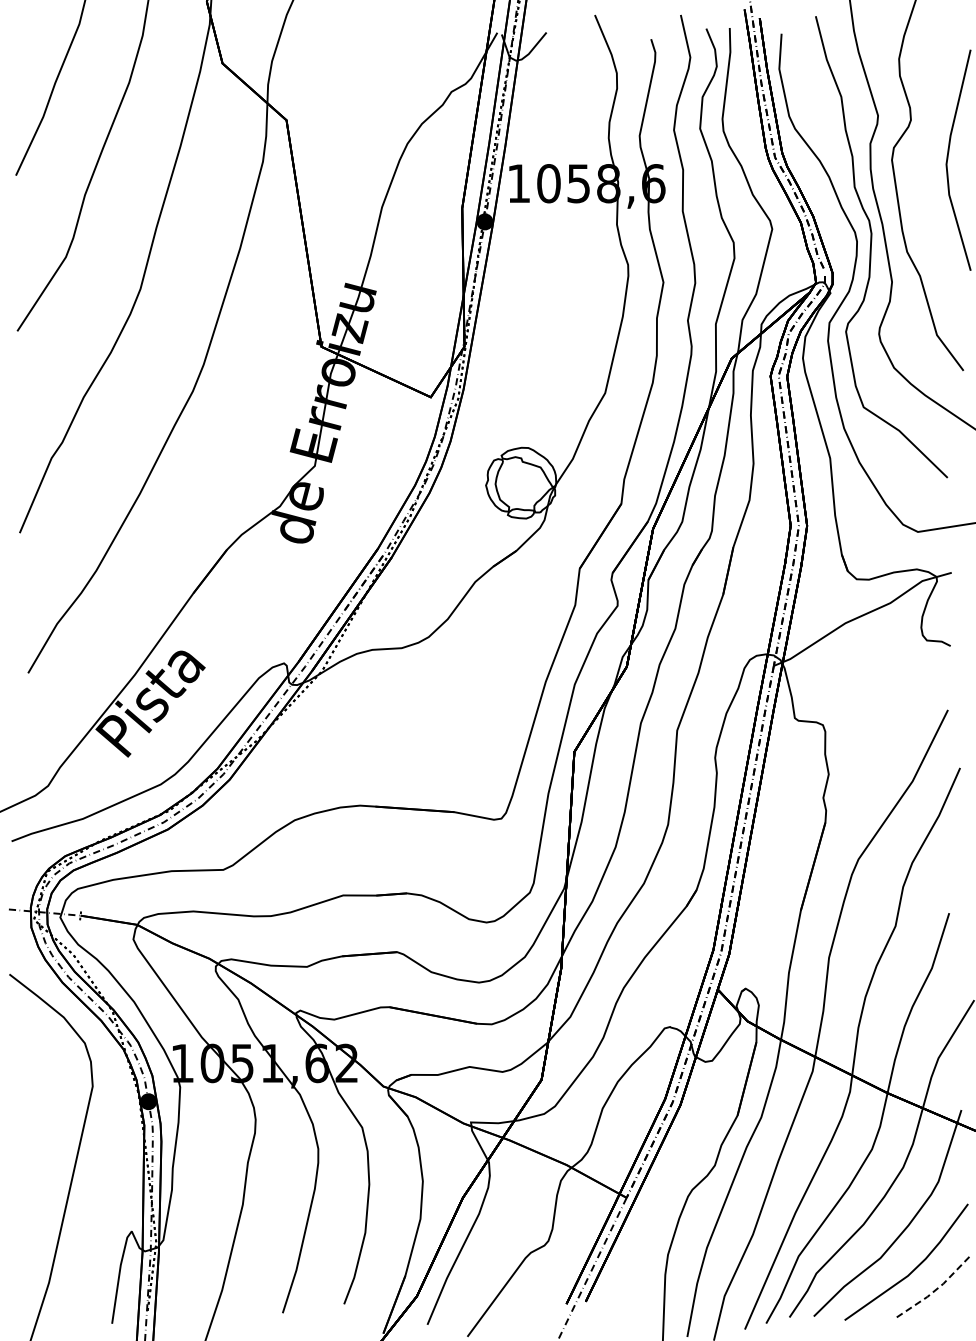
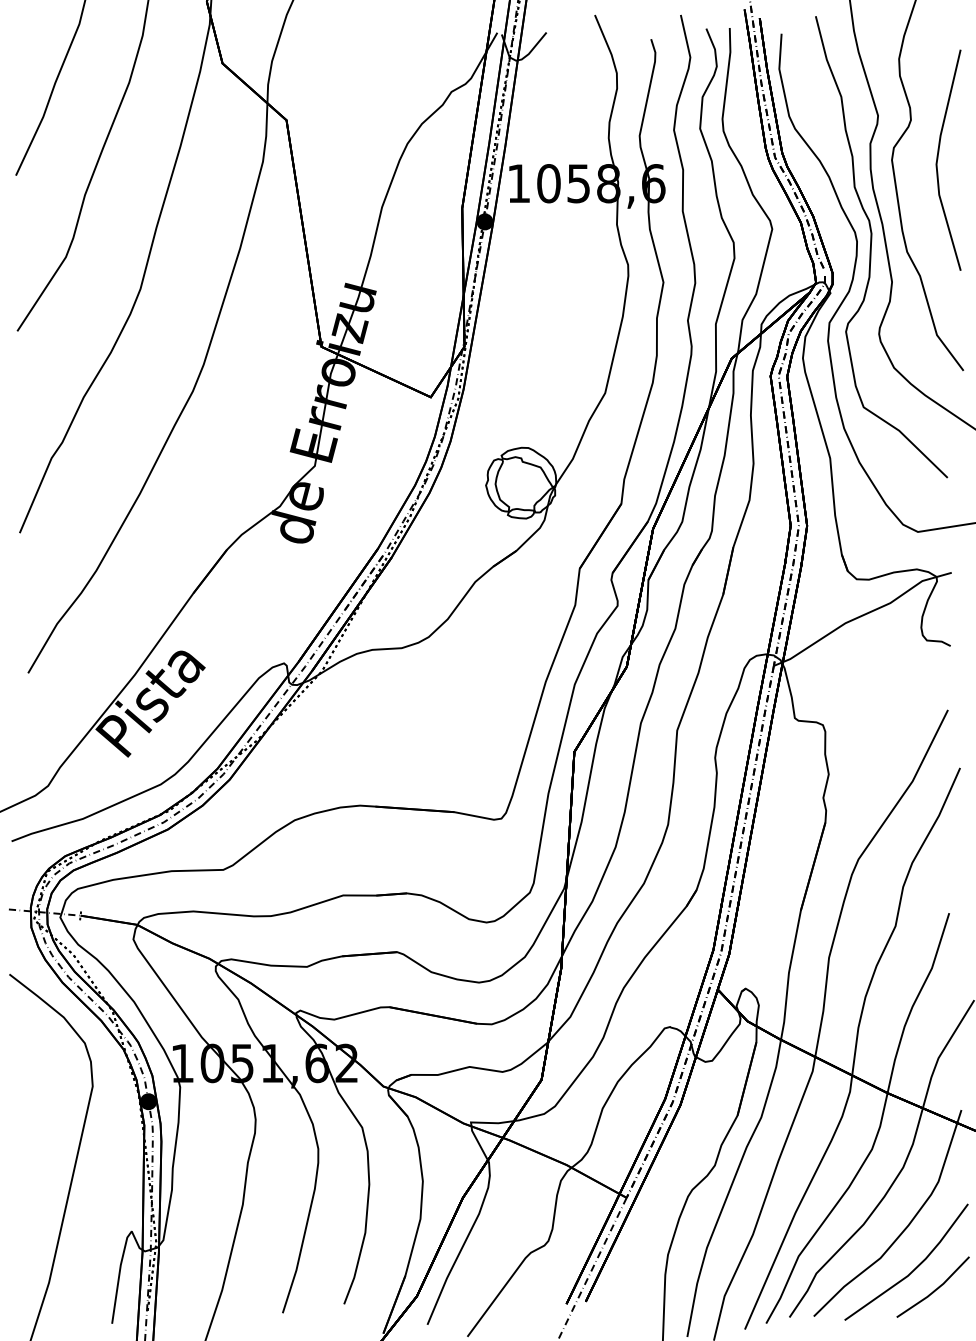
line position: (948, 159) -> (938, 159) (938, 159)
line: dashed -> solid (935, 1290)
